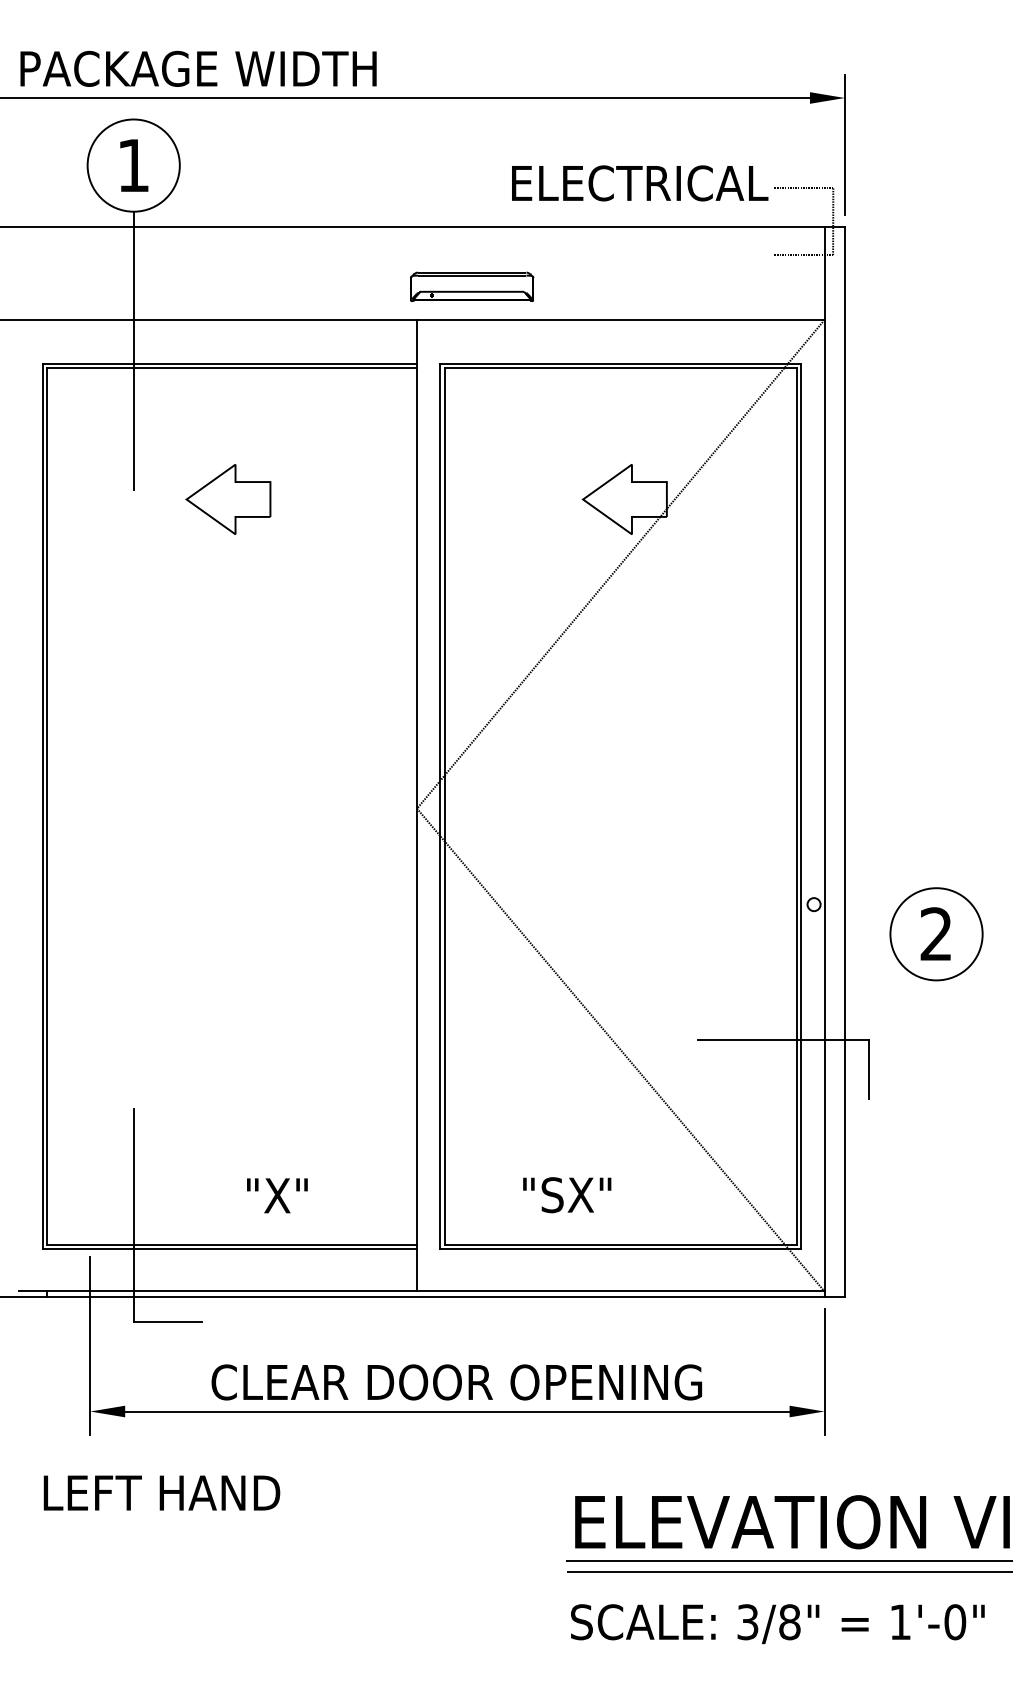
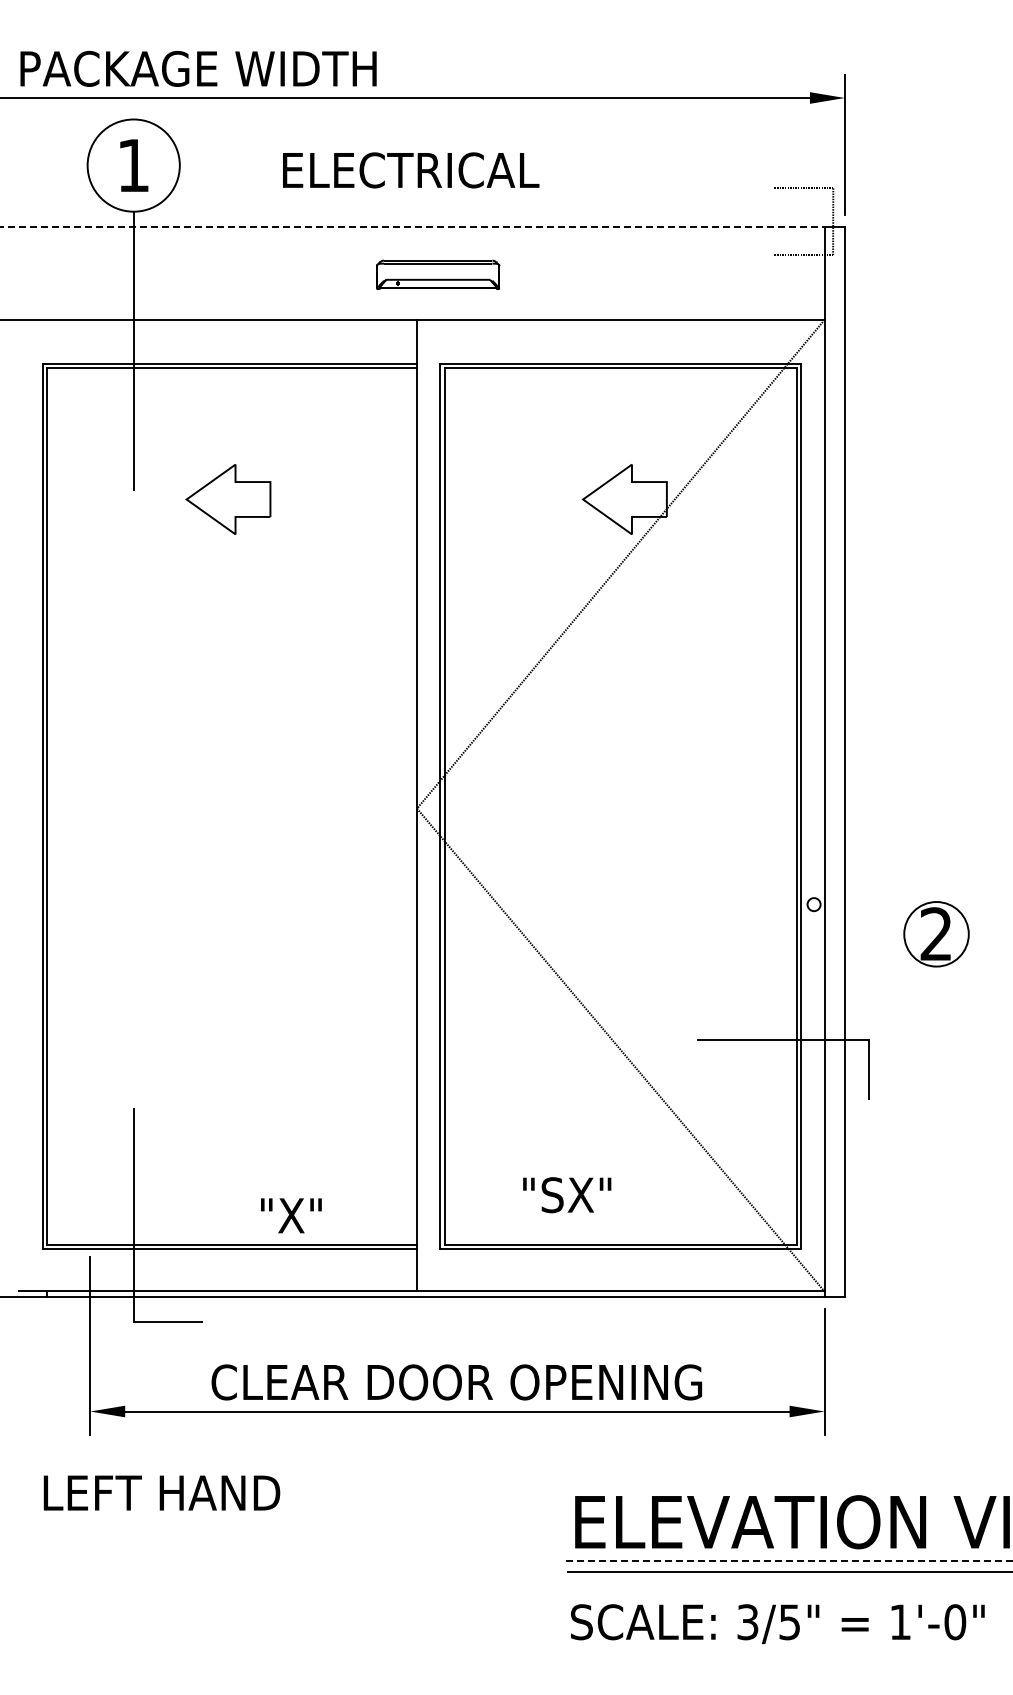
text position: (640, 183) -> (411, 170) (411, 170)
line: solid -> dashed (412, 226)
part position: (472, 286) -> (438, 274) (438, 274)
circle diameter: 92 px -> 65 px (936, 934)
text position: (277, 1195) -> (291, 1215) (291, 1215)
line: solid -> dashed (789, 1561)
text: 3/8" -> 3/5" (789, 1622)
